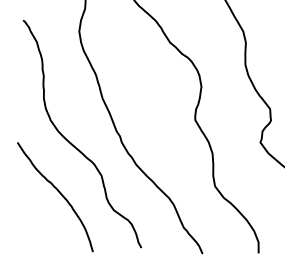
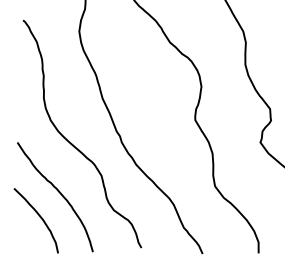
curve: none -> present (39, 217)
